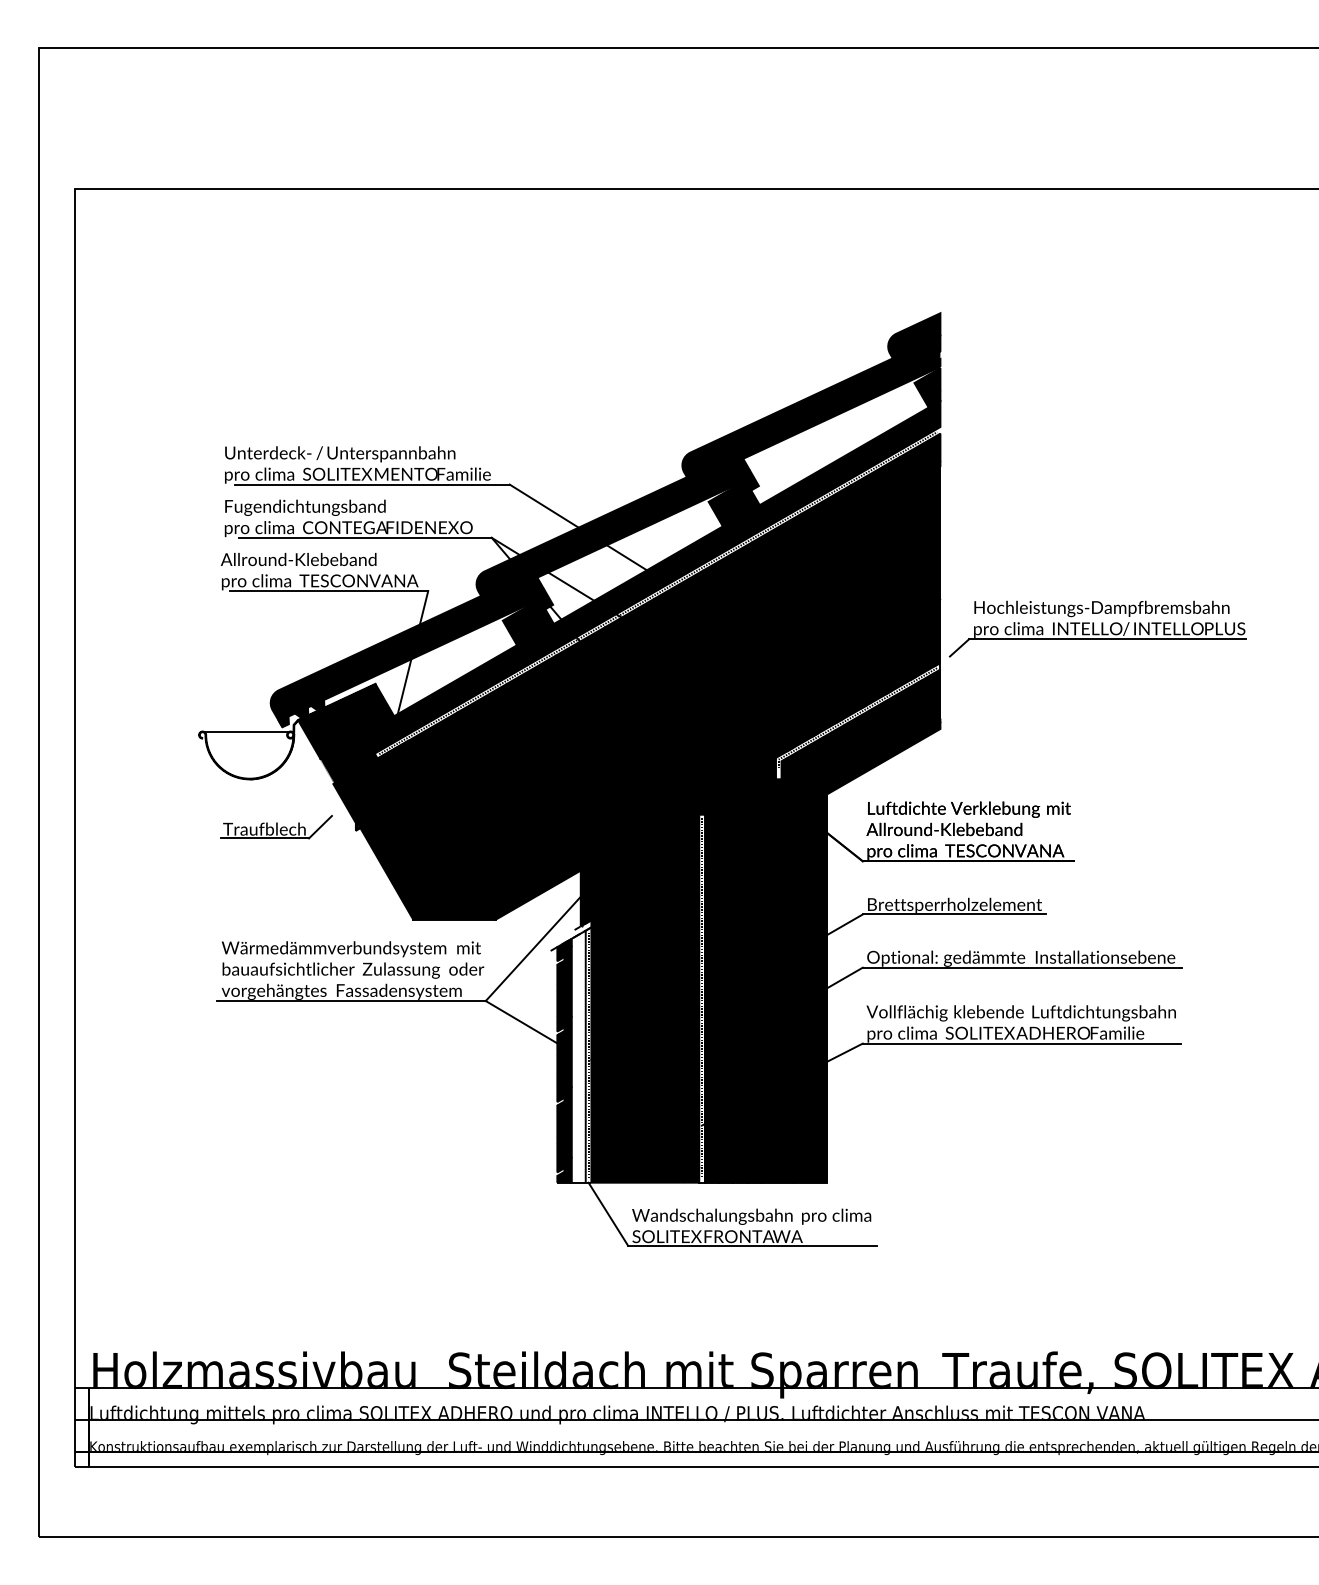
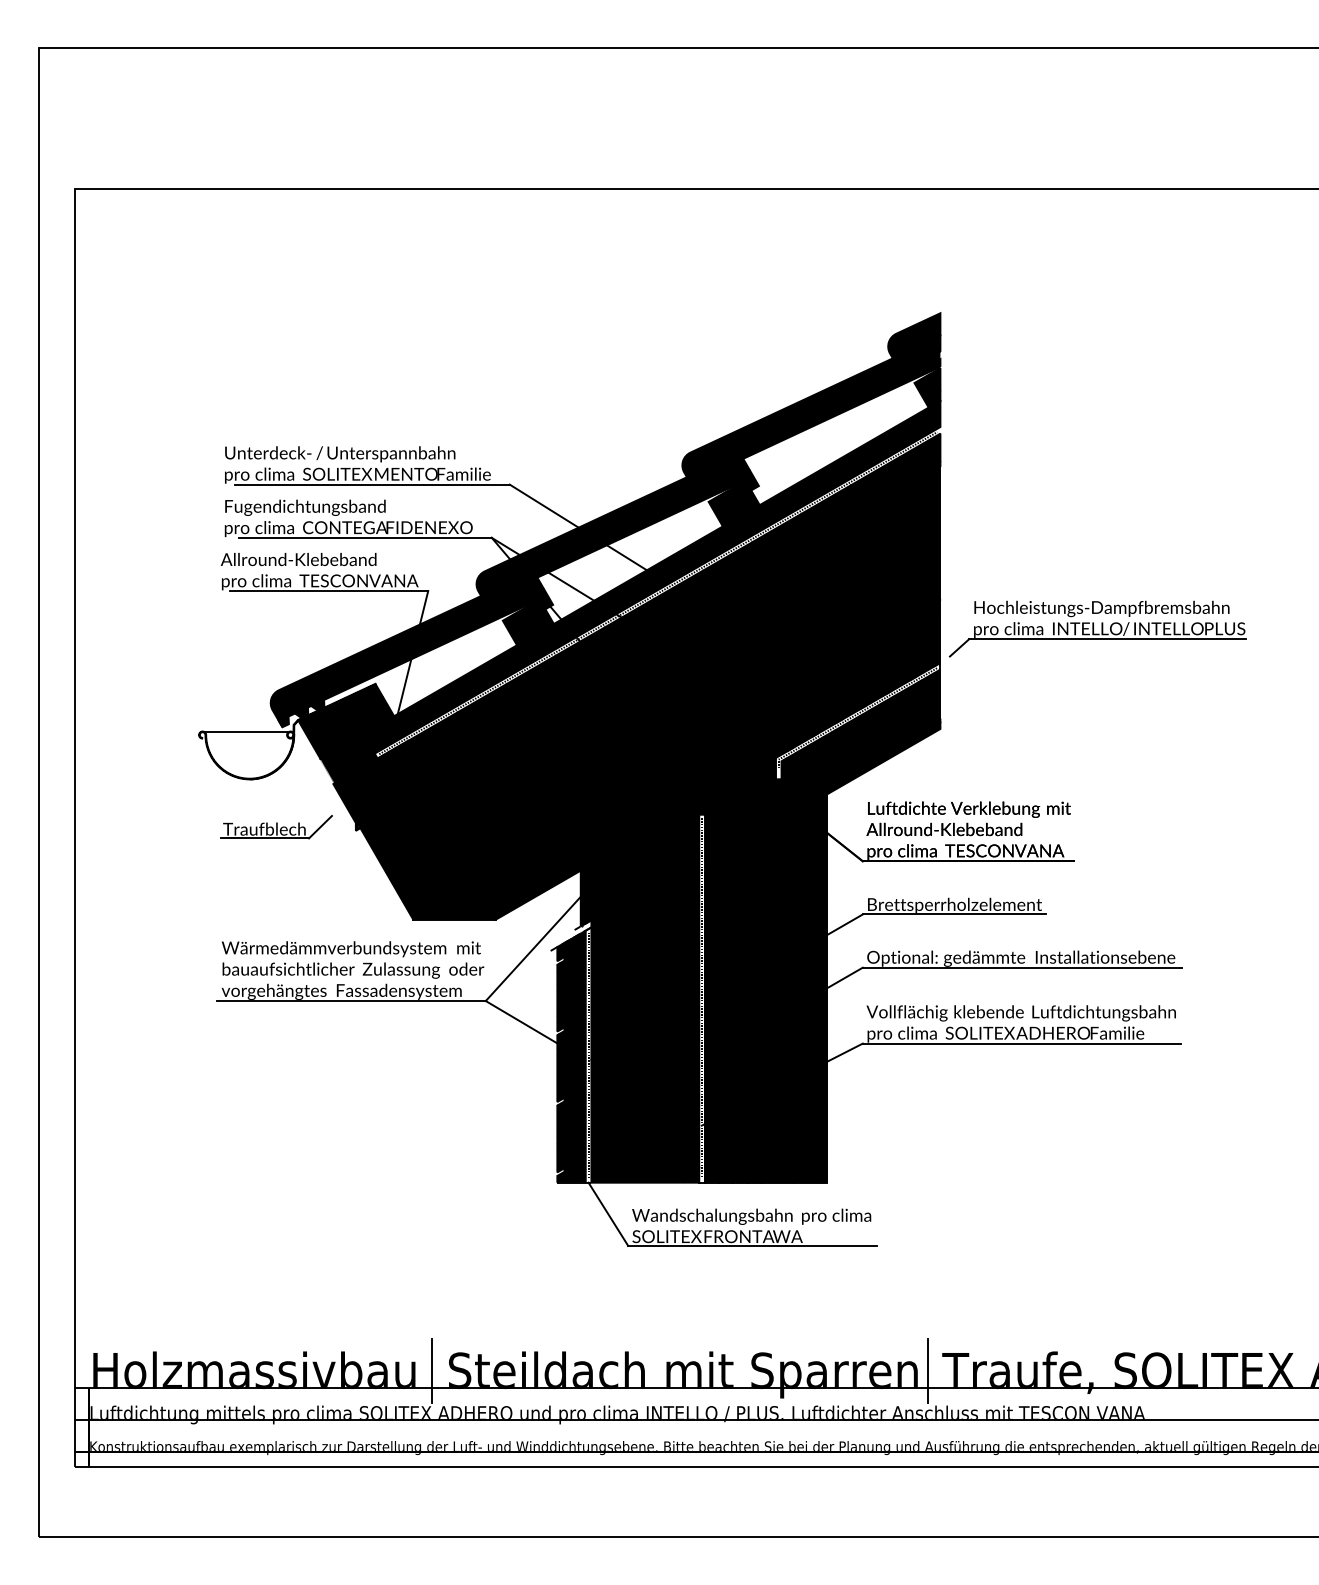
fill: none -> present (578, 1056)
line: none -> present (431, 1370)
line: none -> present (928, 1370)
